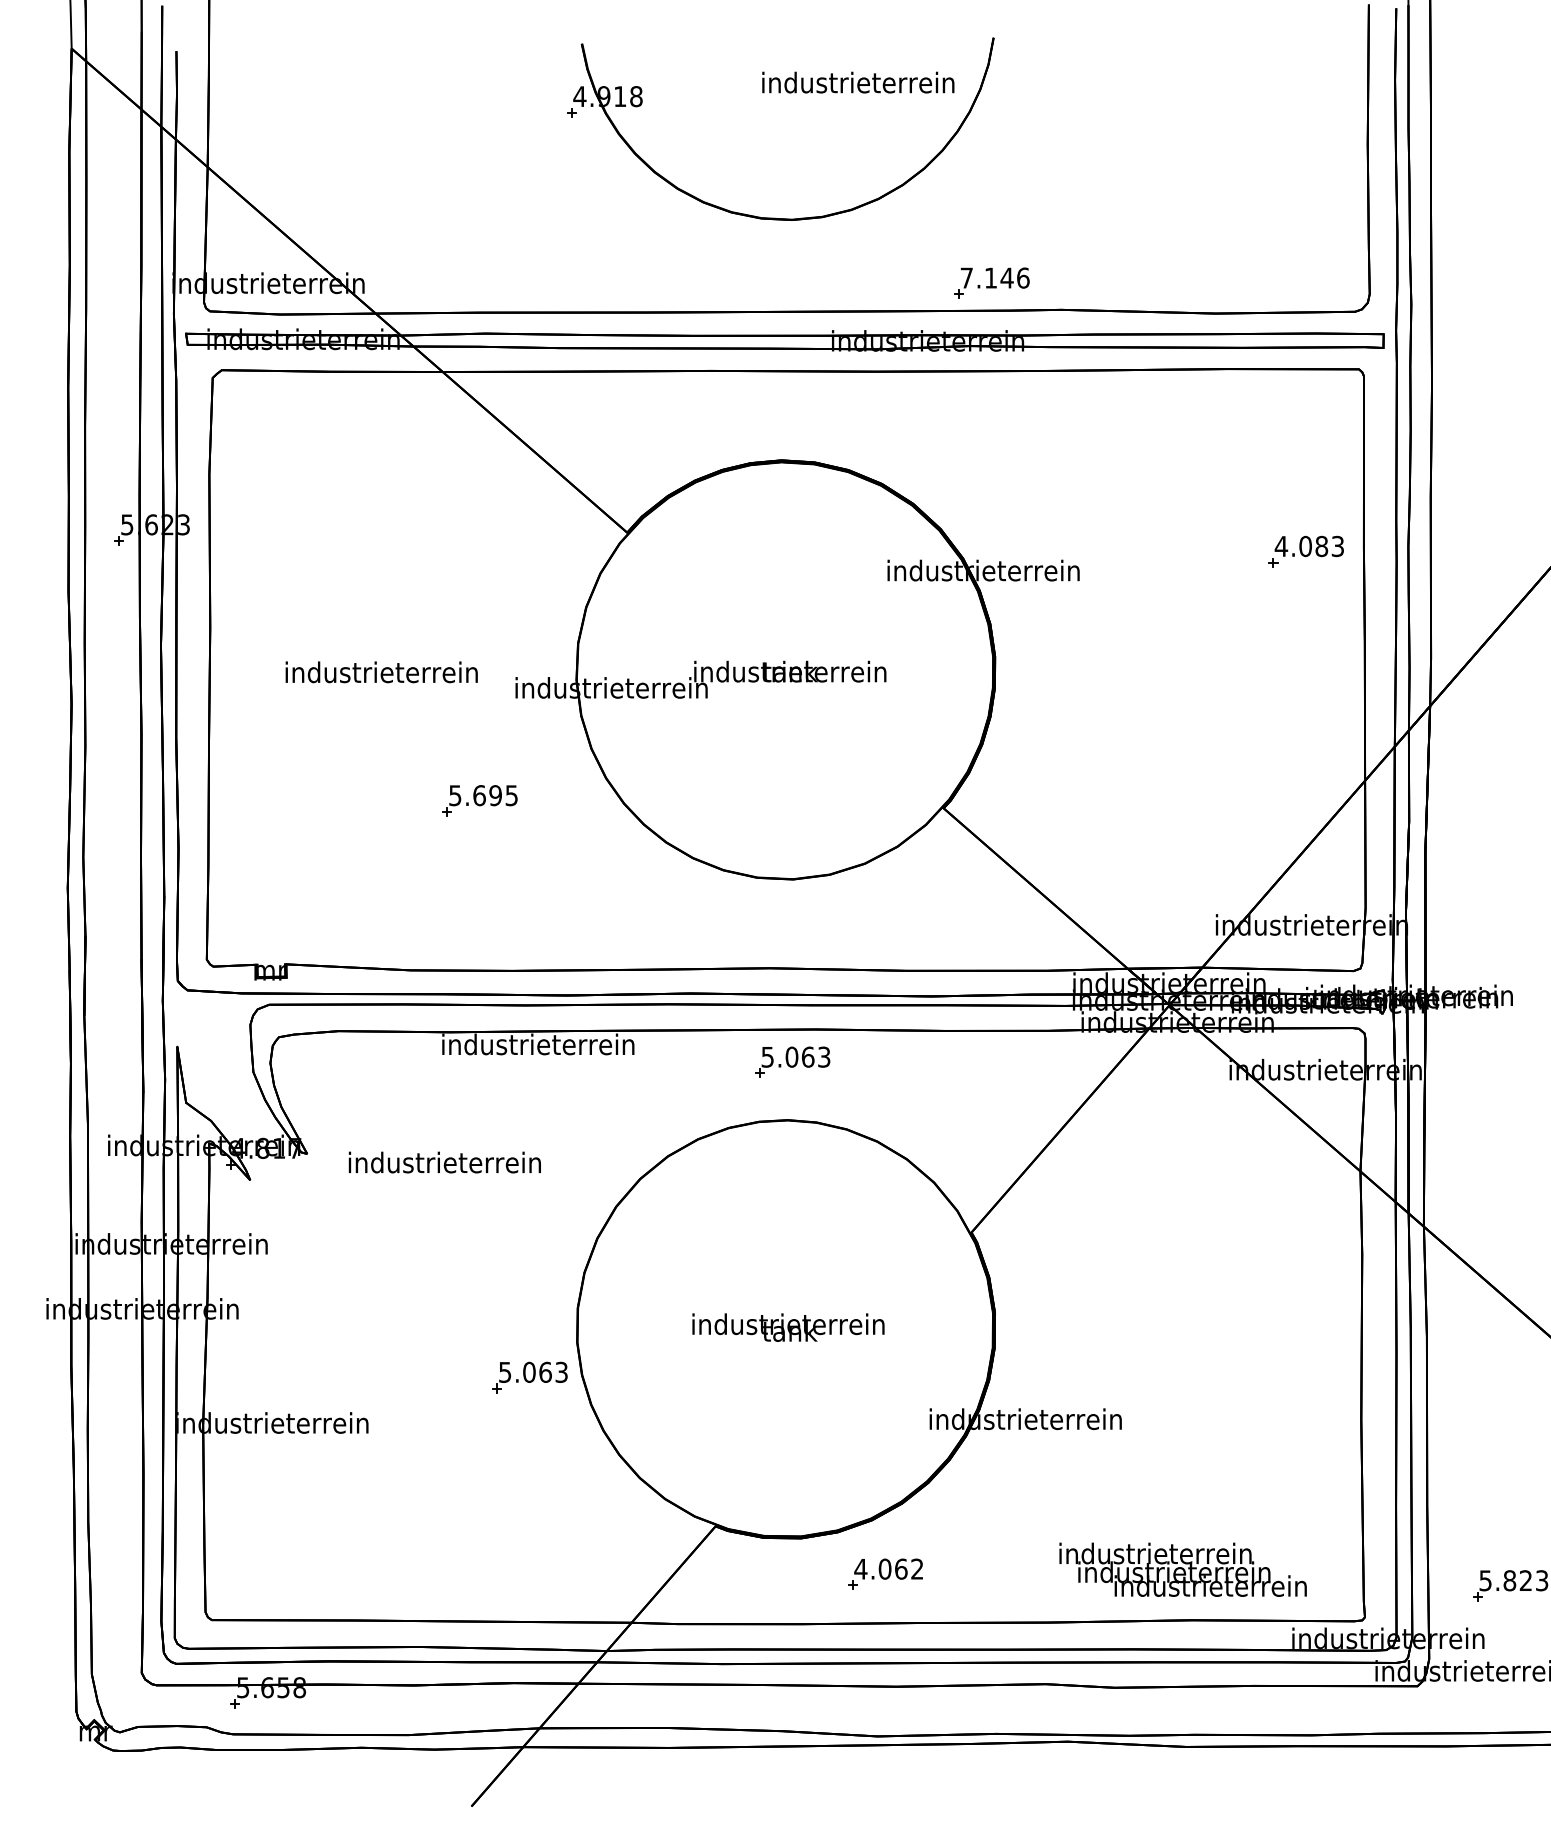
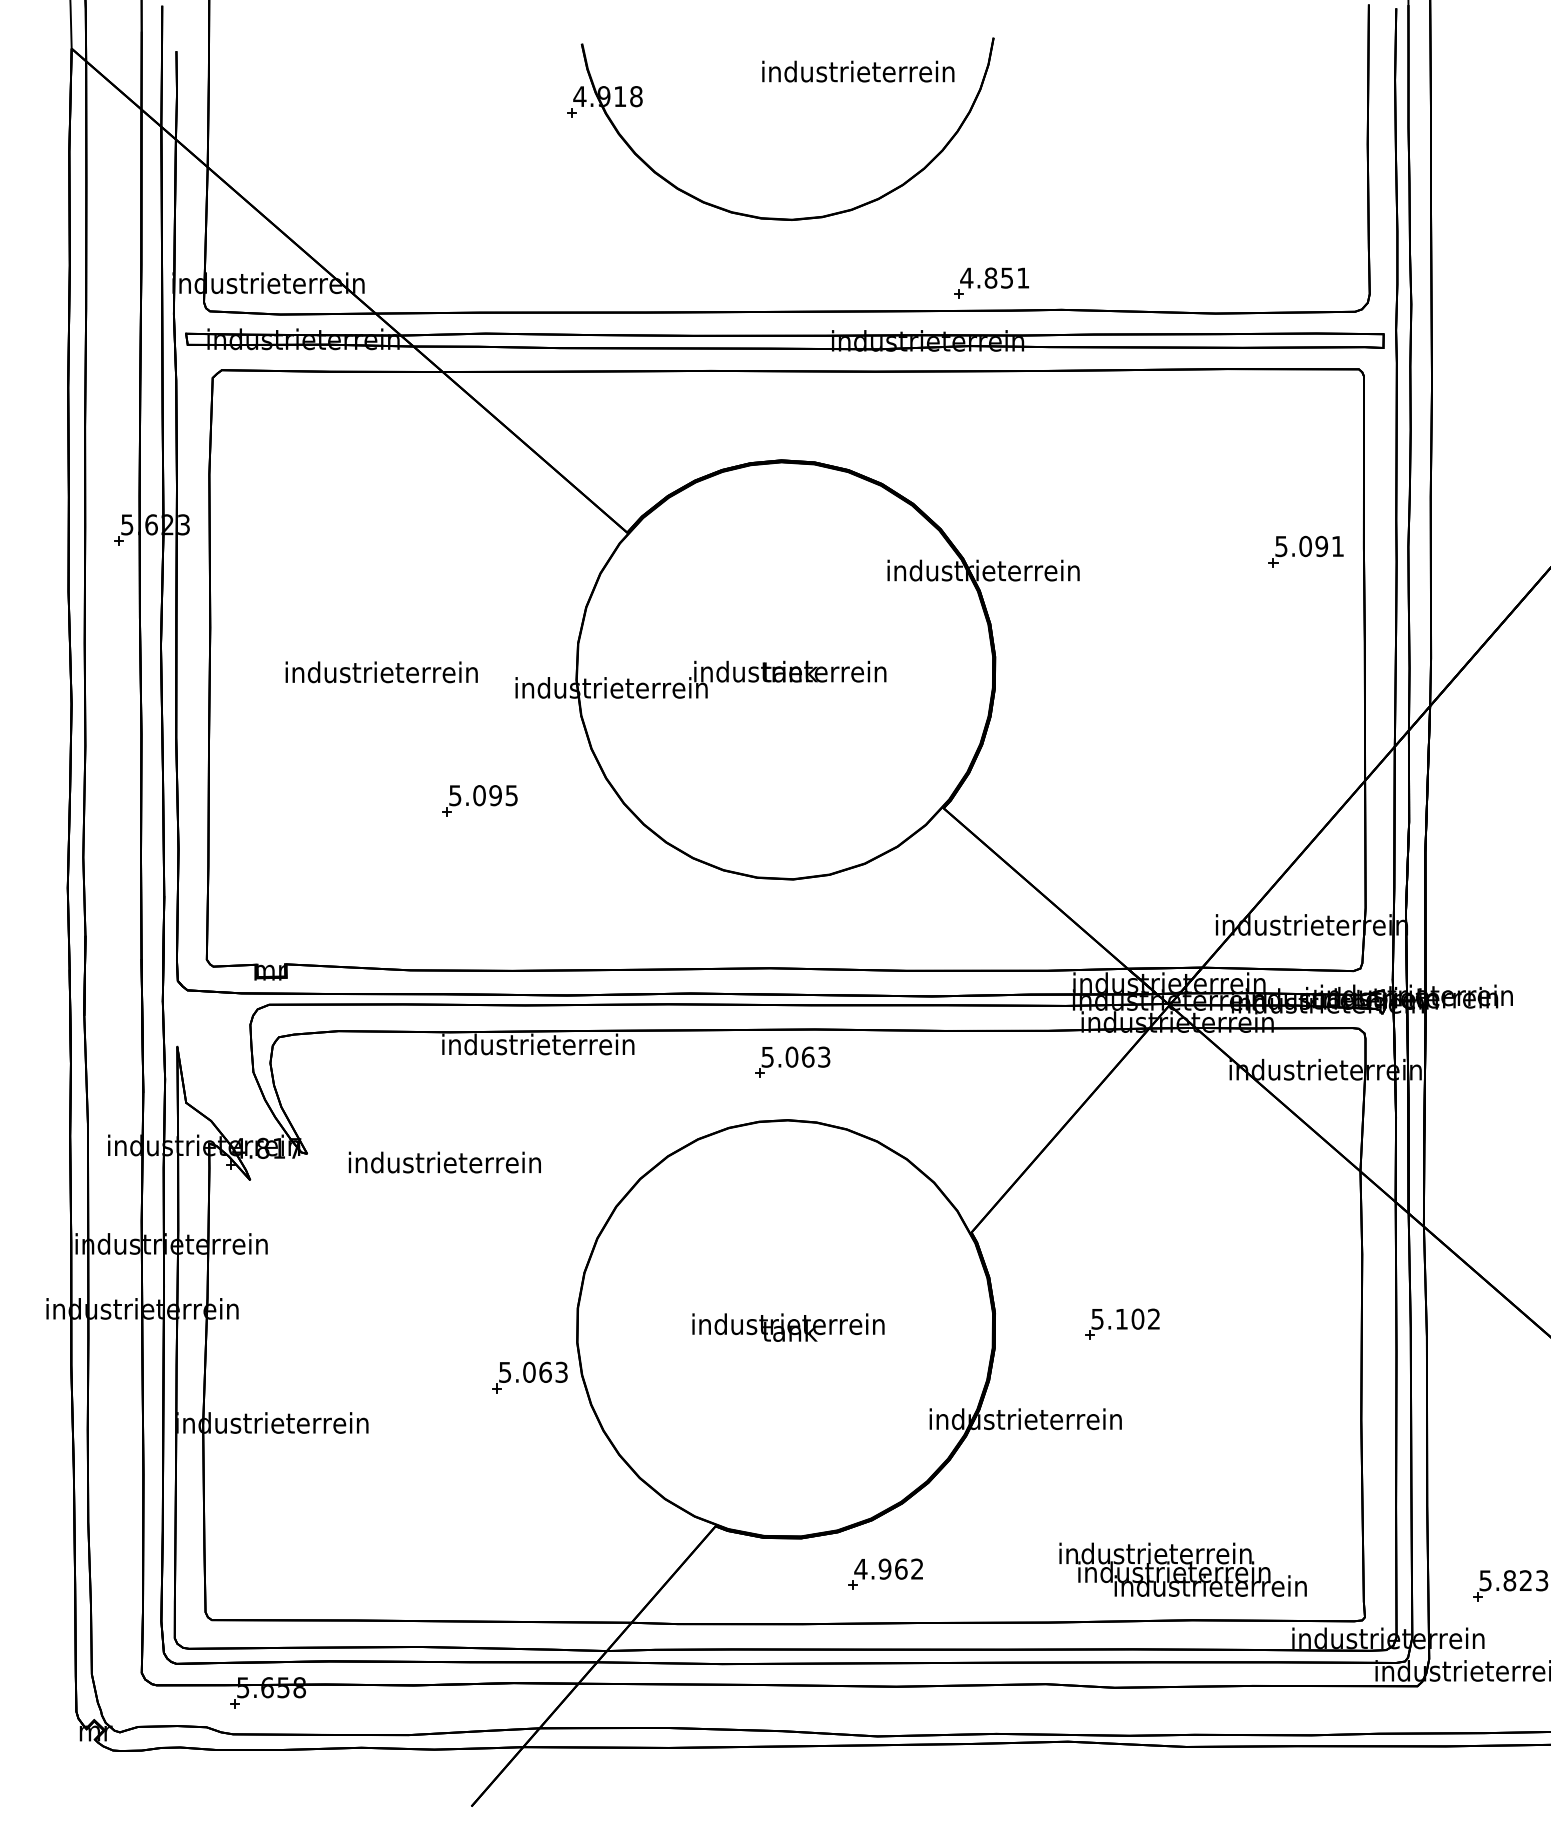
text position: (858, 82) -> (858, 71) (858, 71)
text: 7.146 -> 4.851 (994, 277)
text: 4.083 -> 5.091 (1308, 546)
text: 5.695 -> 5.095 (479, 795)
part: none -> present (1122, 1323)
text: 4.062 -> 4.962 (884, 1568)
